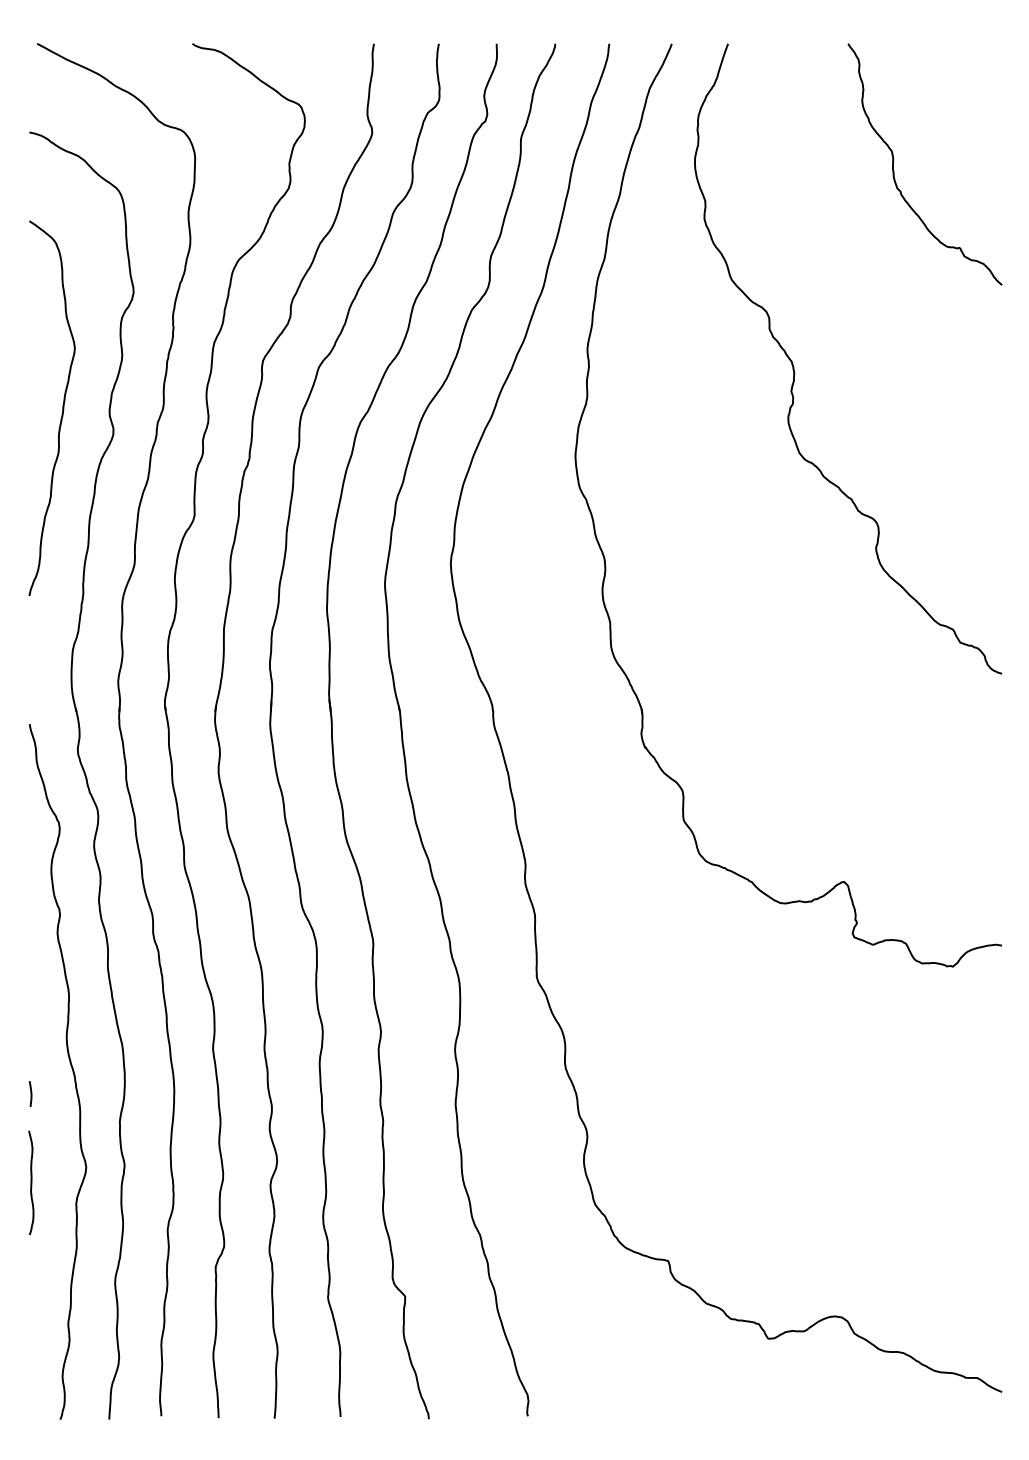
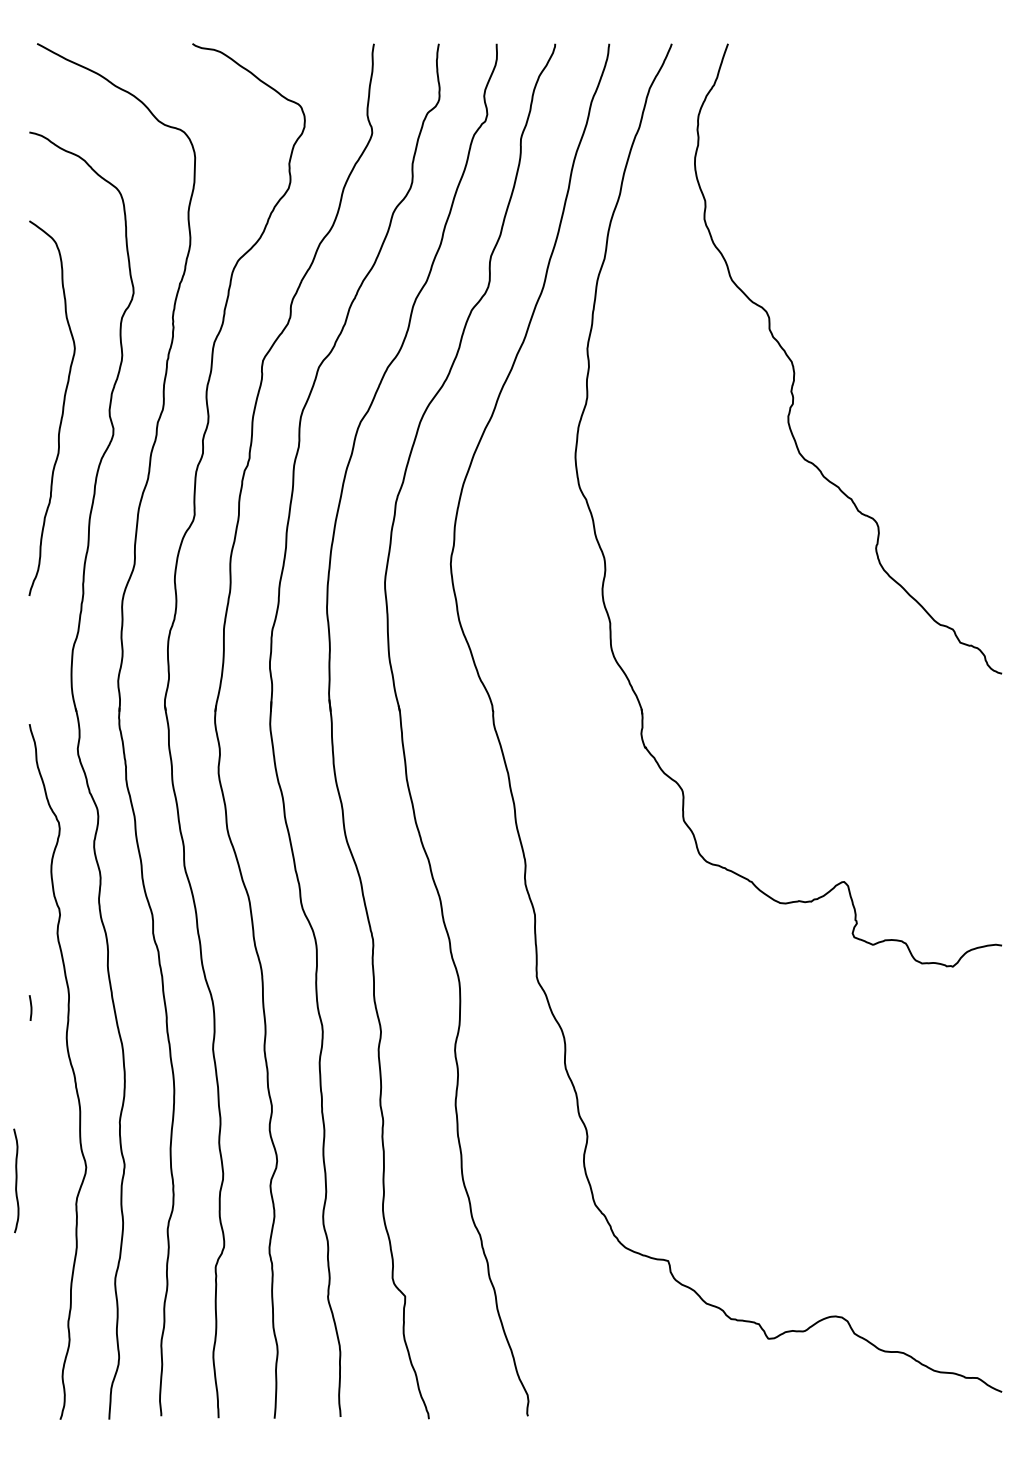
curve: present -> none (894, 161)
curve position: (30, 1093) -> (30, 1007) (30, 1007)
curve position: (31, 1182) -> (16, 1180) (16, 1180)
